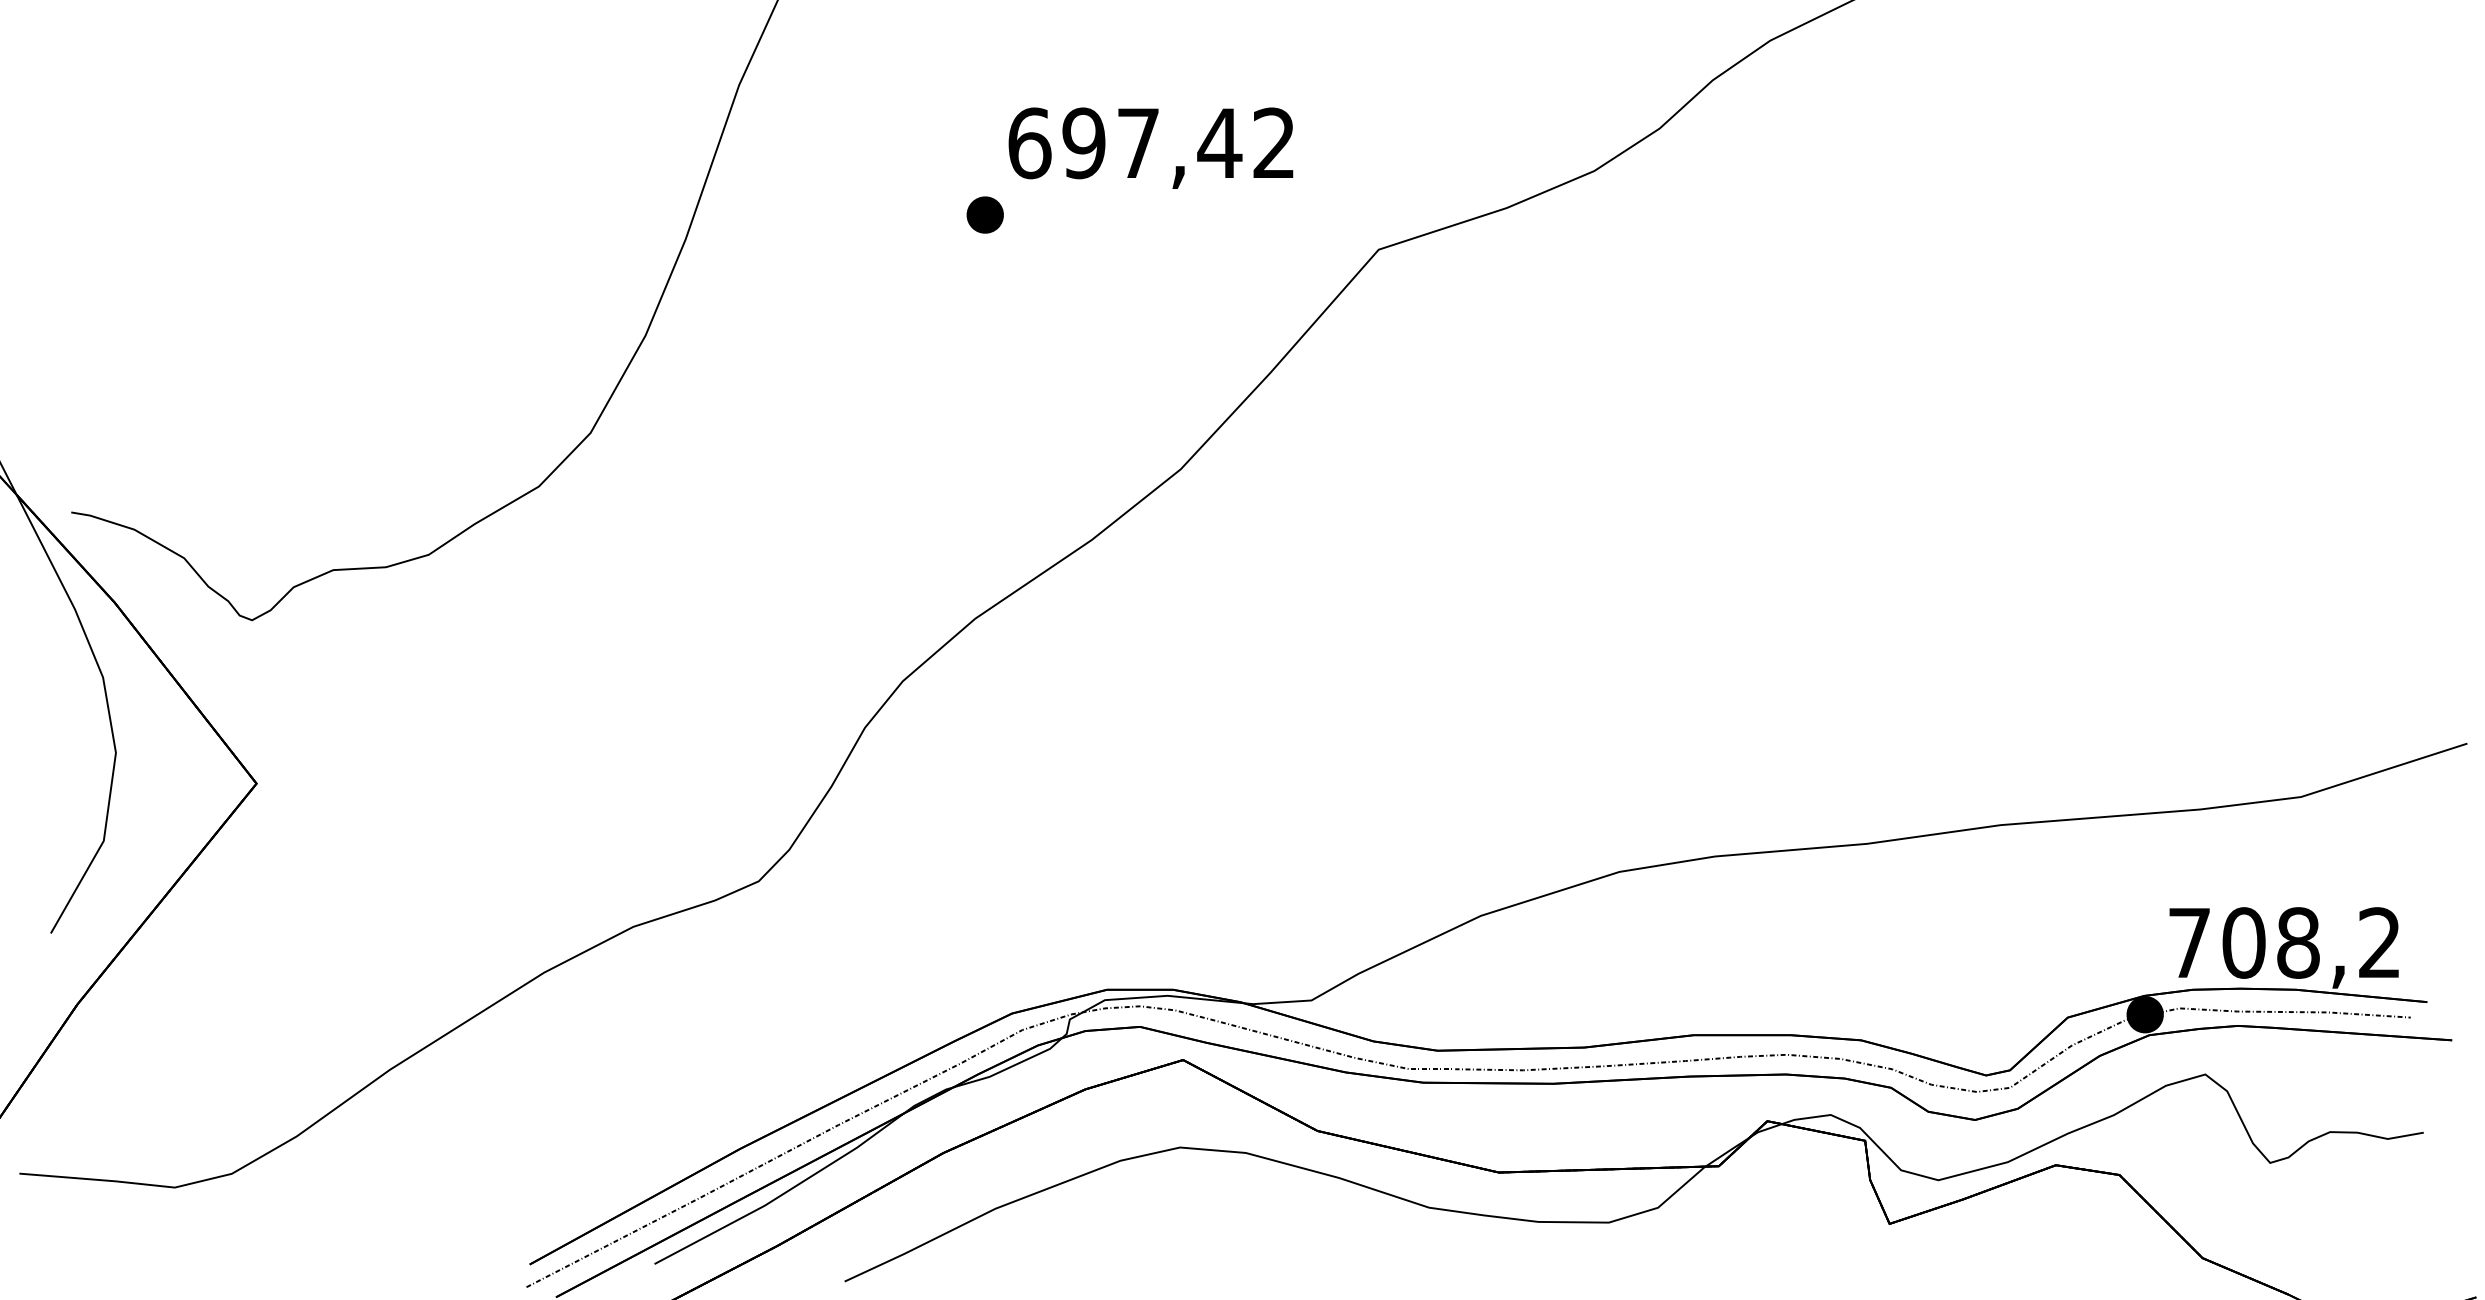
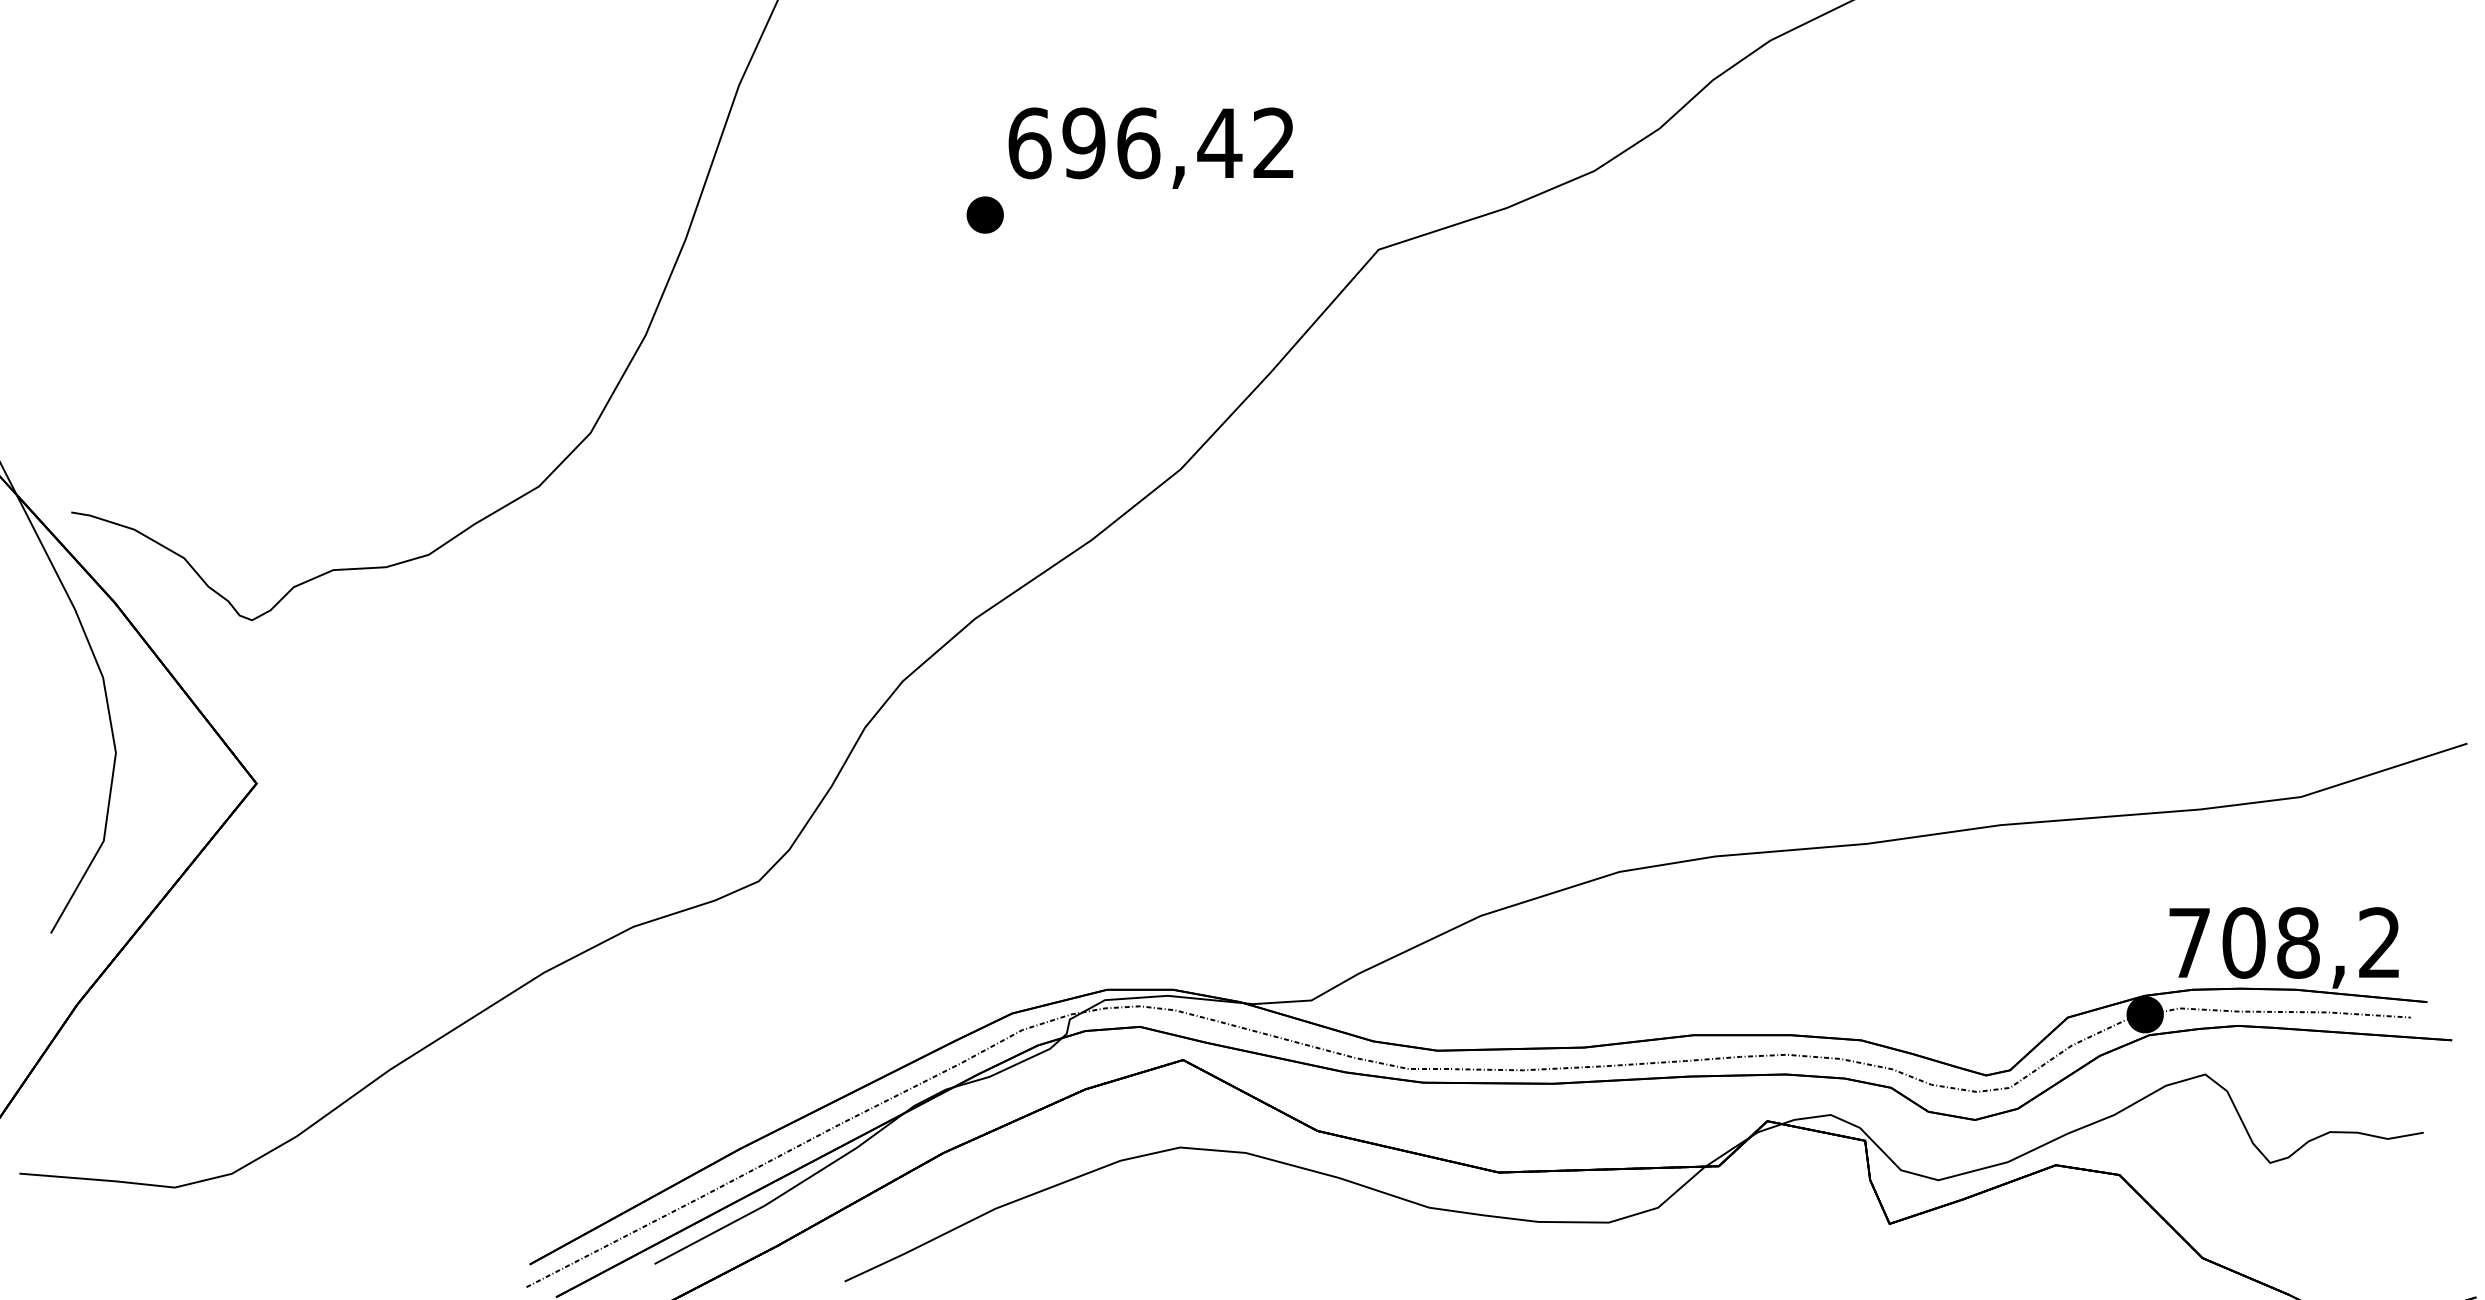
text: 697,42 -> 696,42 (1138, 143)
